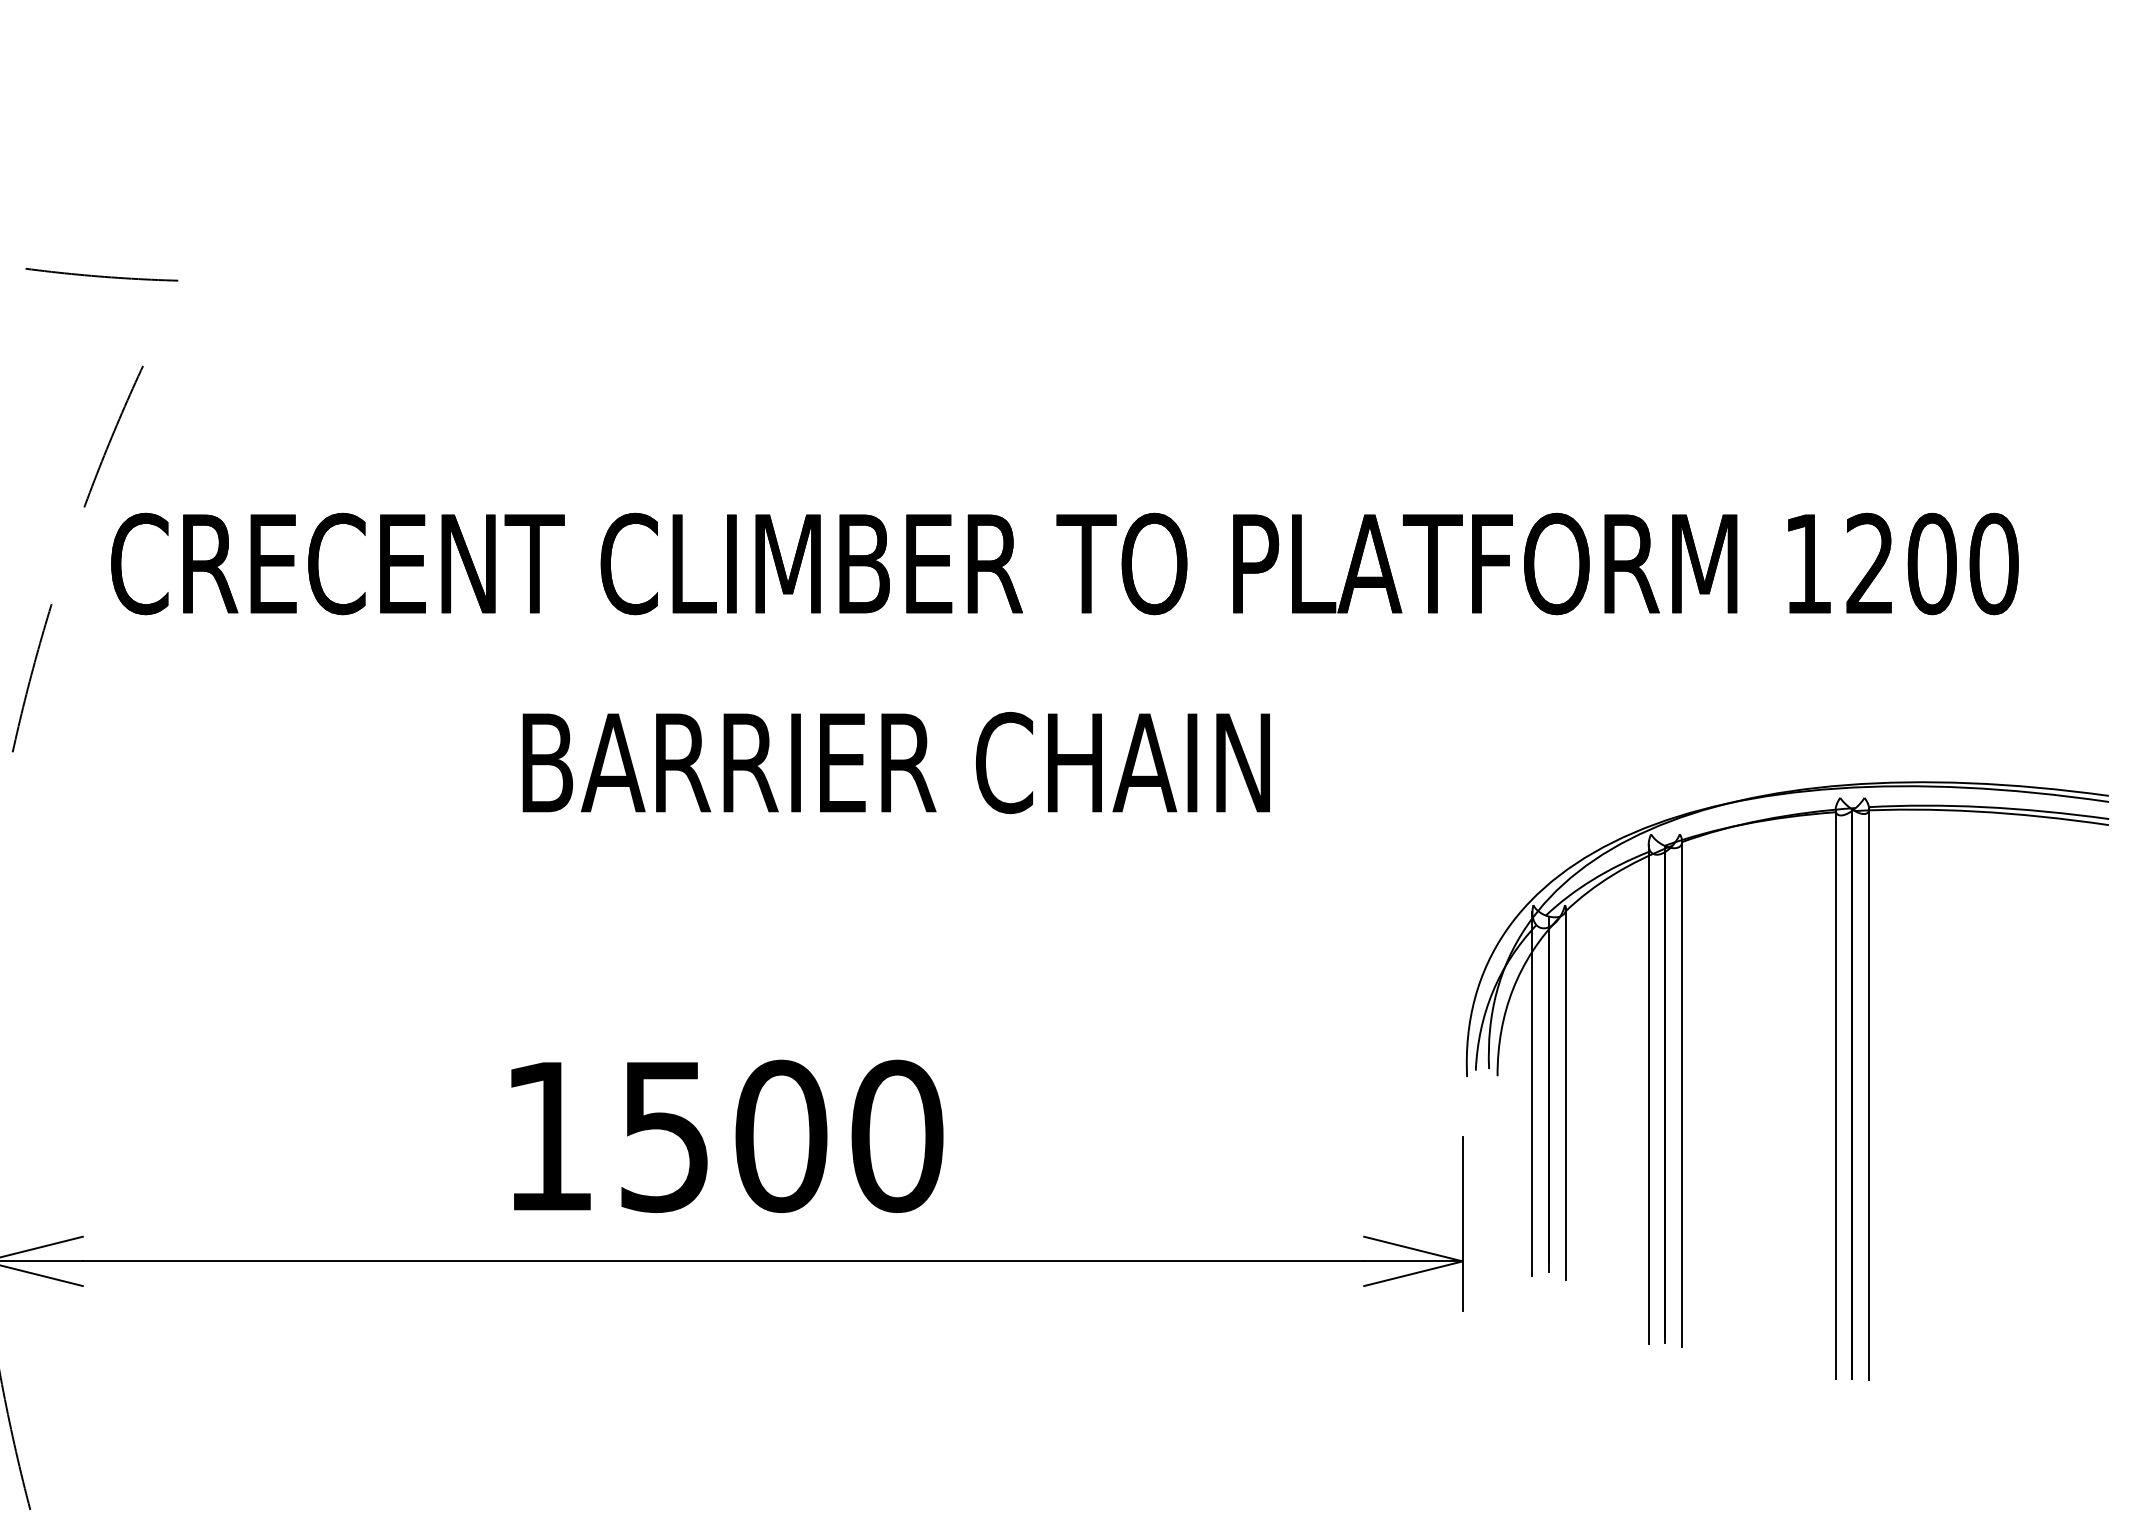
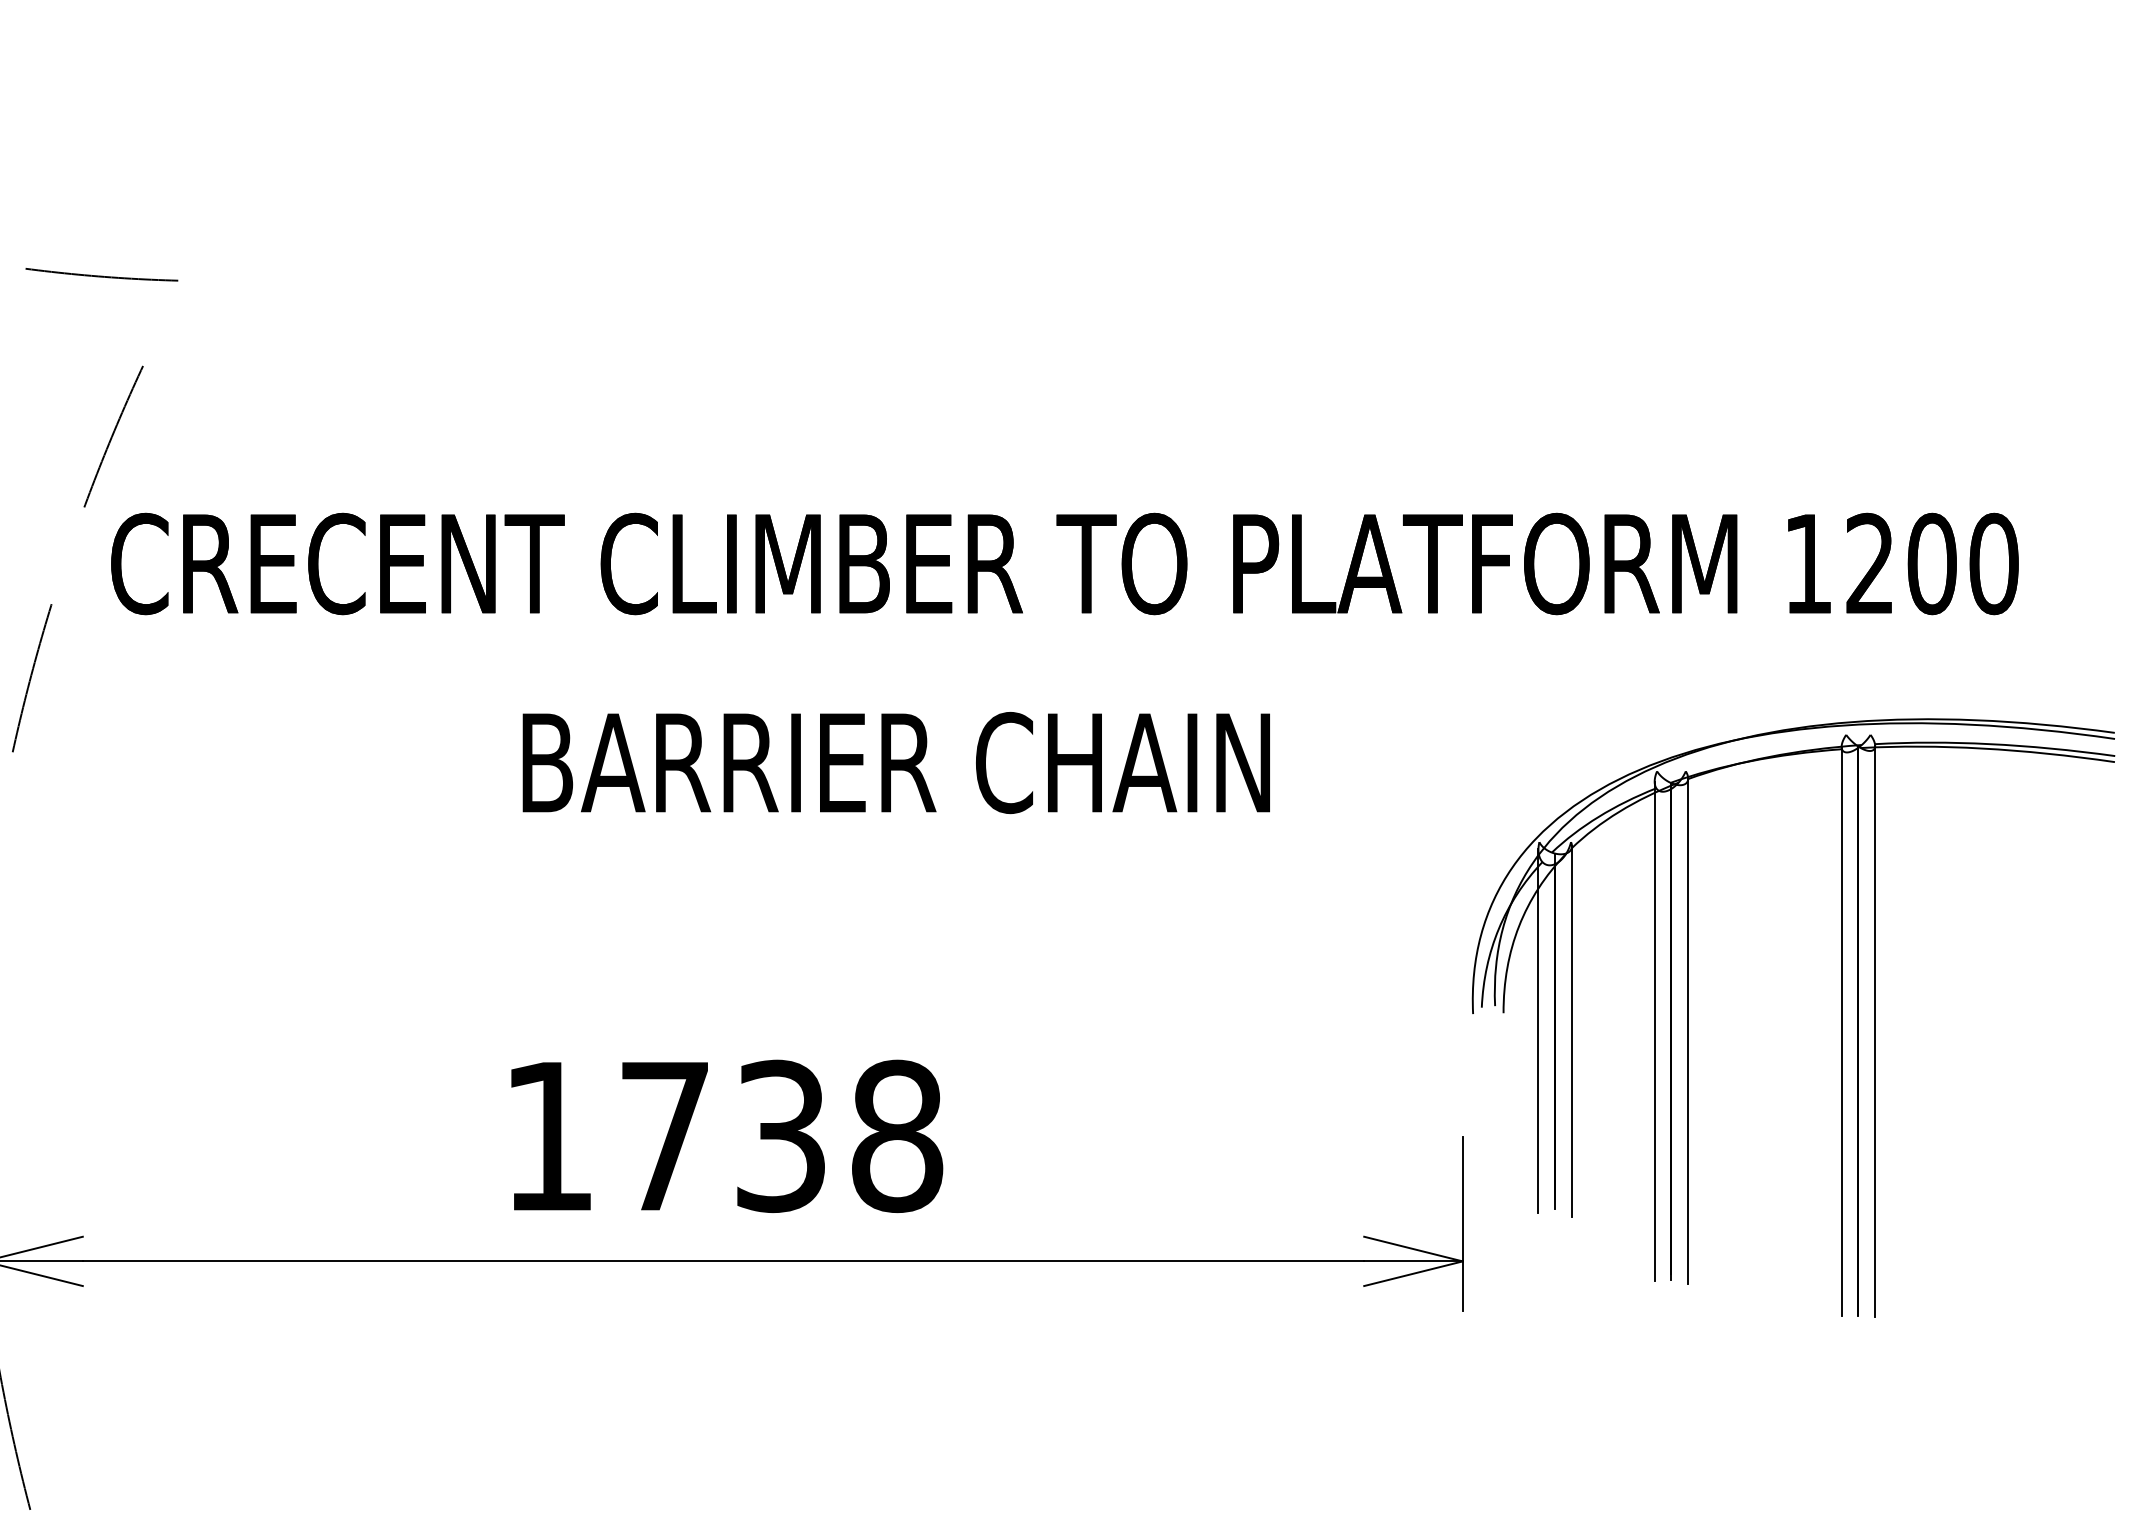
part position: (1835, 1080) -> (1841, 1017) (1841, 1017)
text: 1500 -> 1738 (782, 1136)
